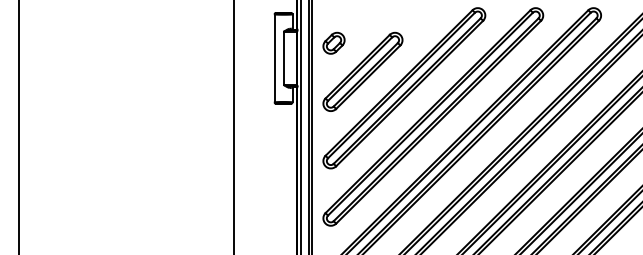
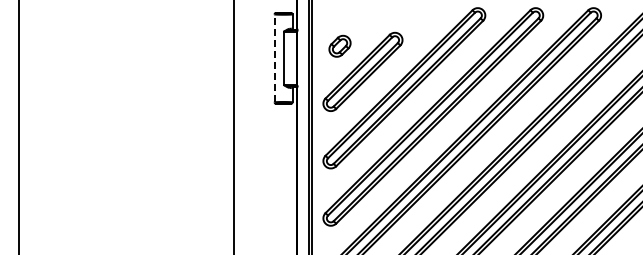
part position: (333, 42) -> (339, 45) (339, 45)
line: solid -> dashed (274, 58)
line: present -> none (300, 126)
